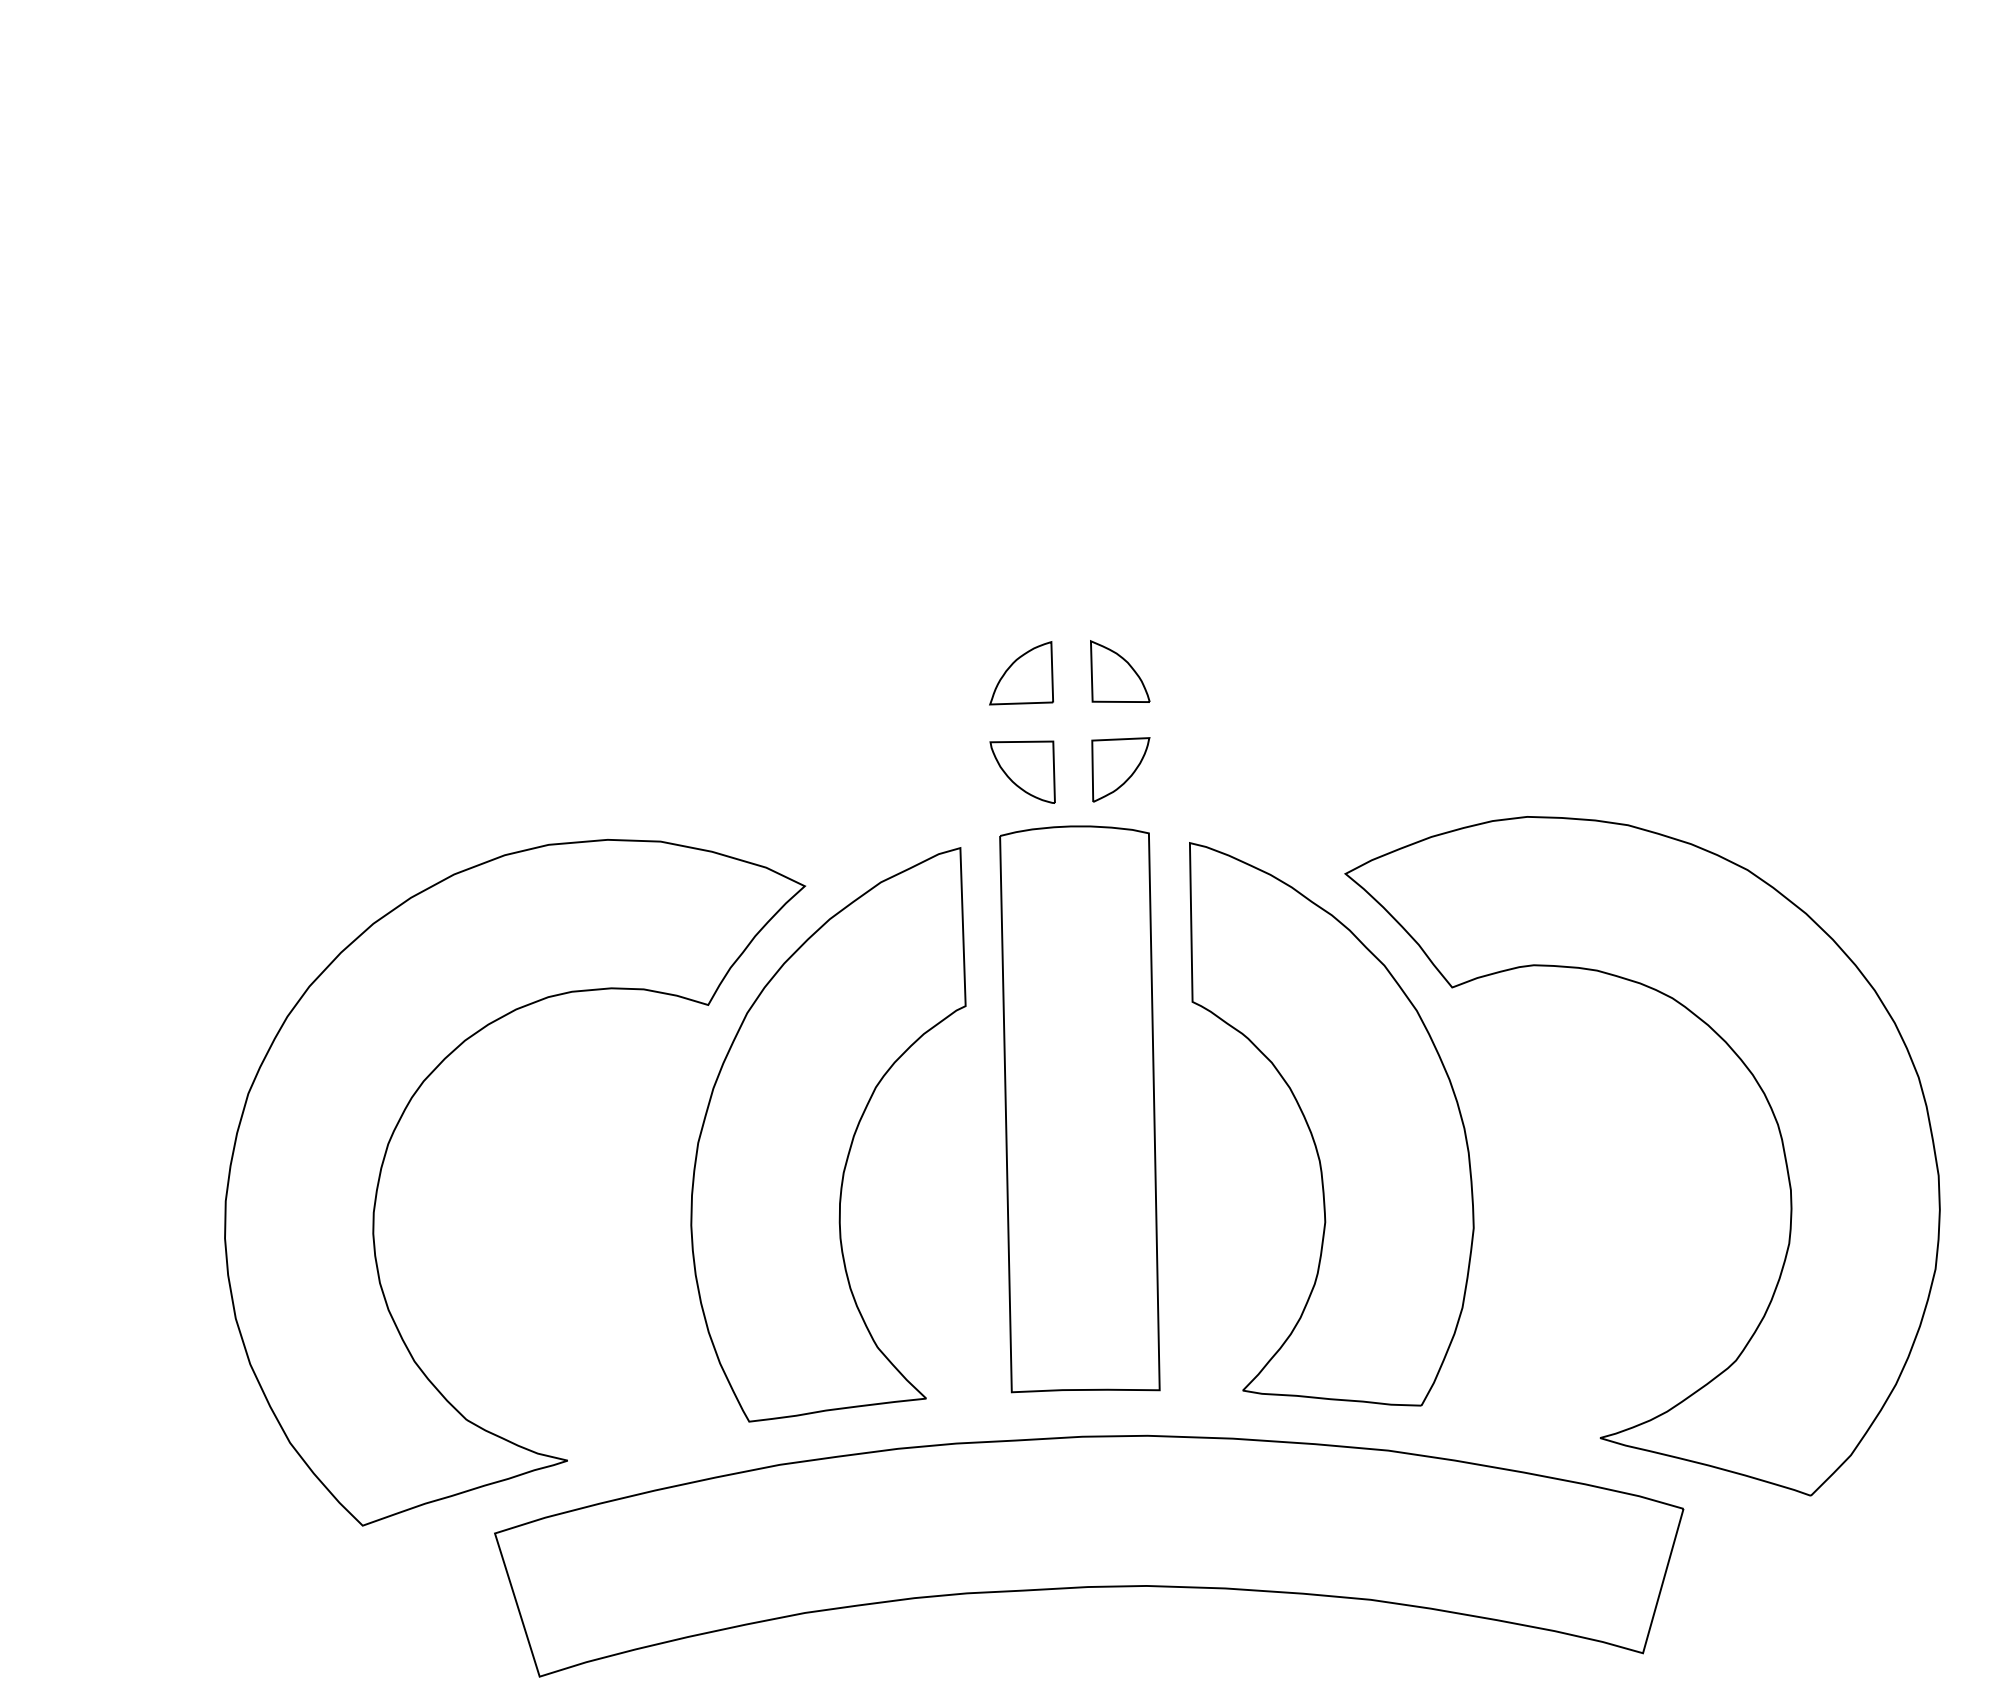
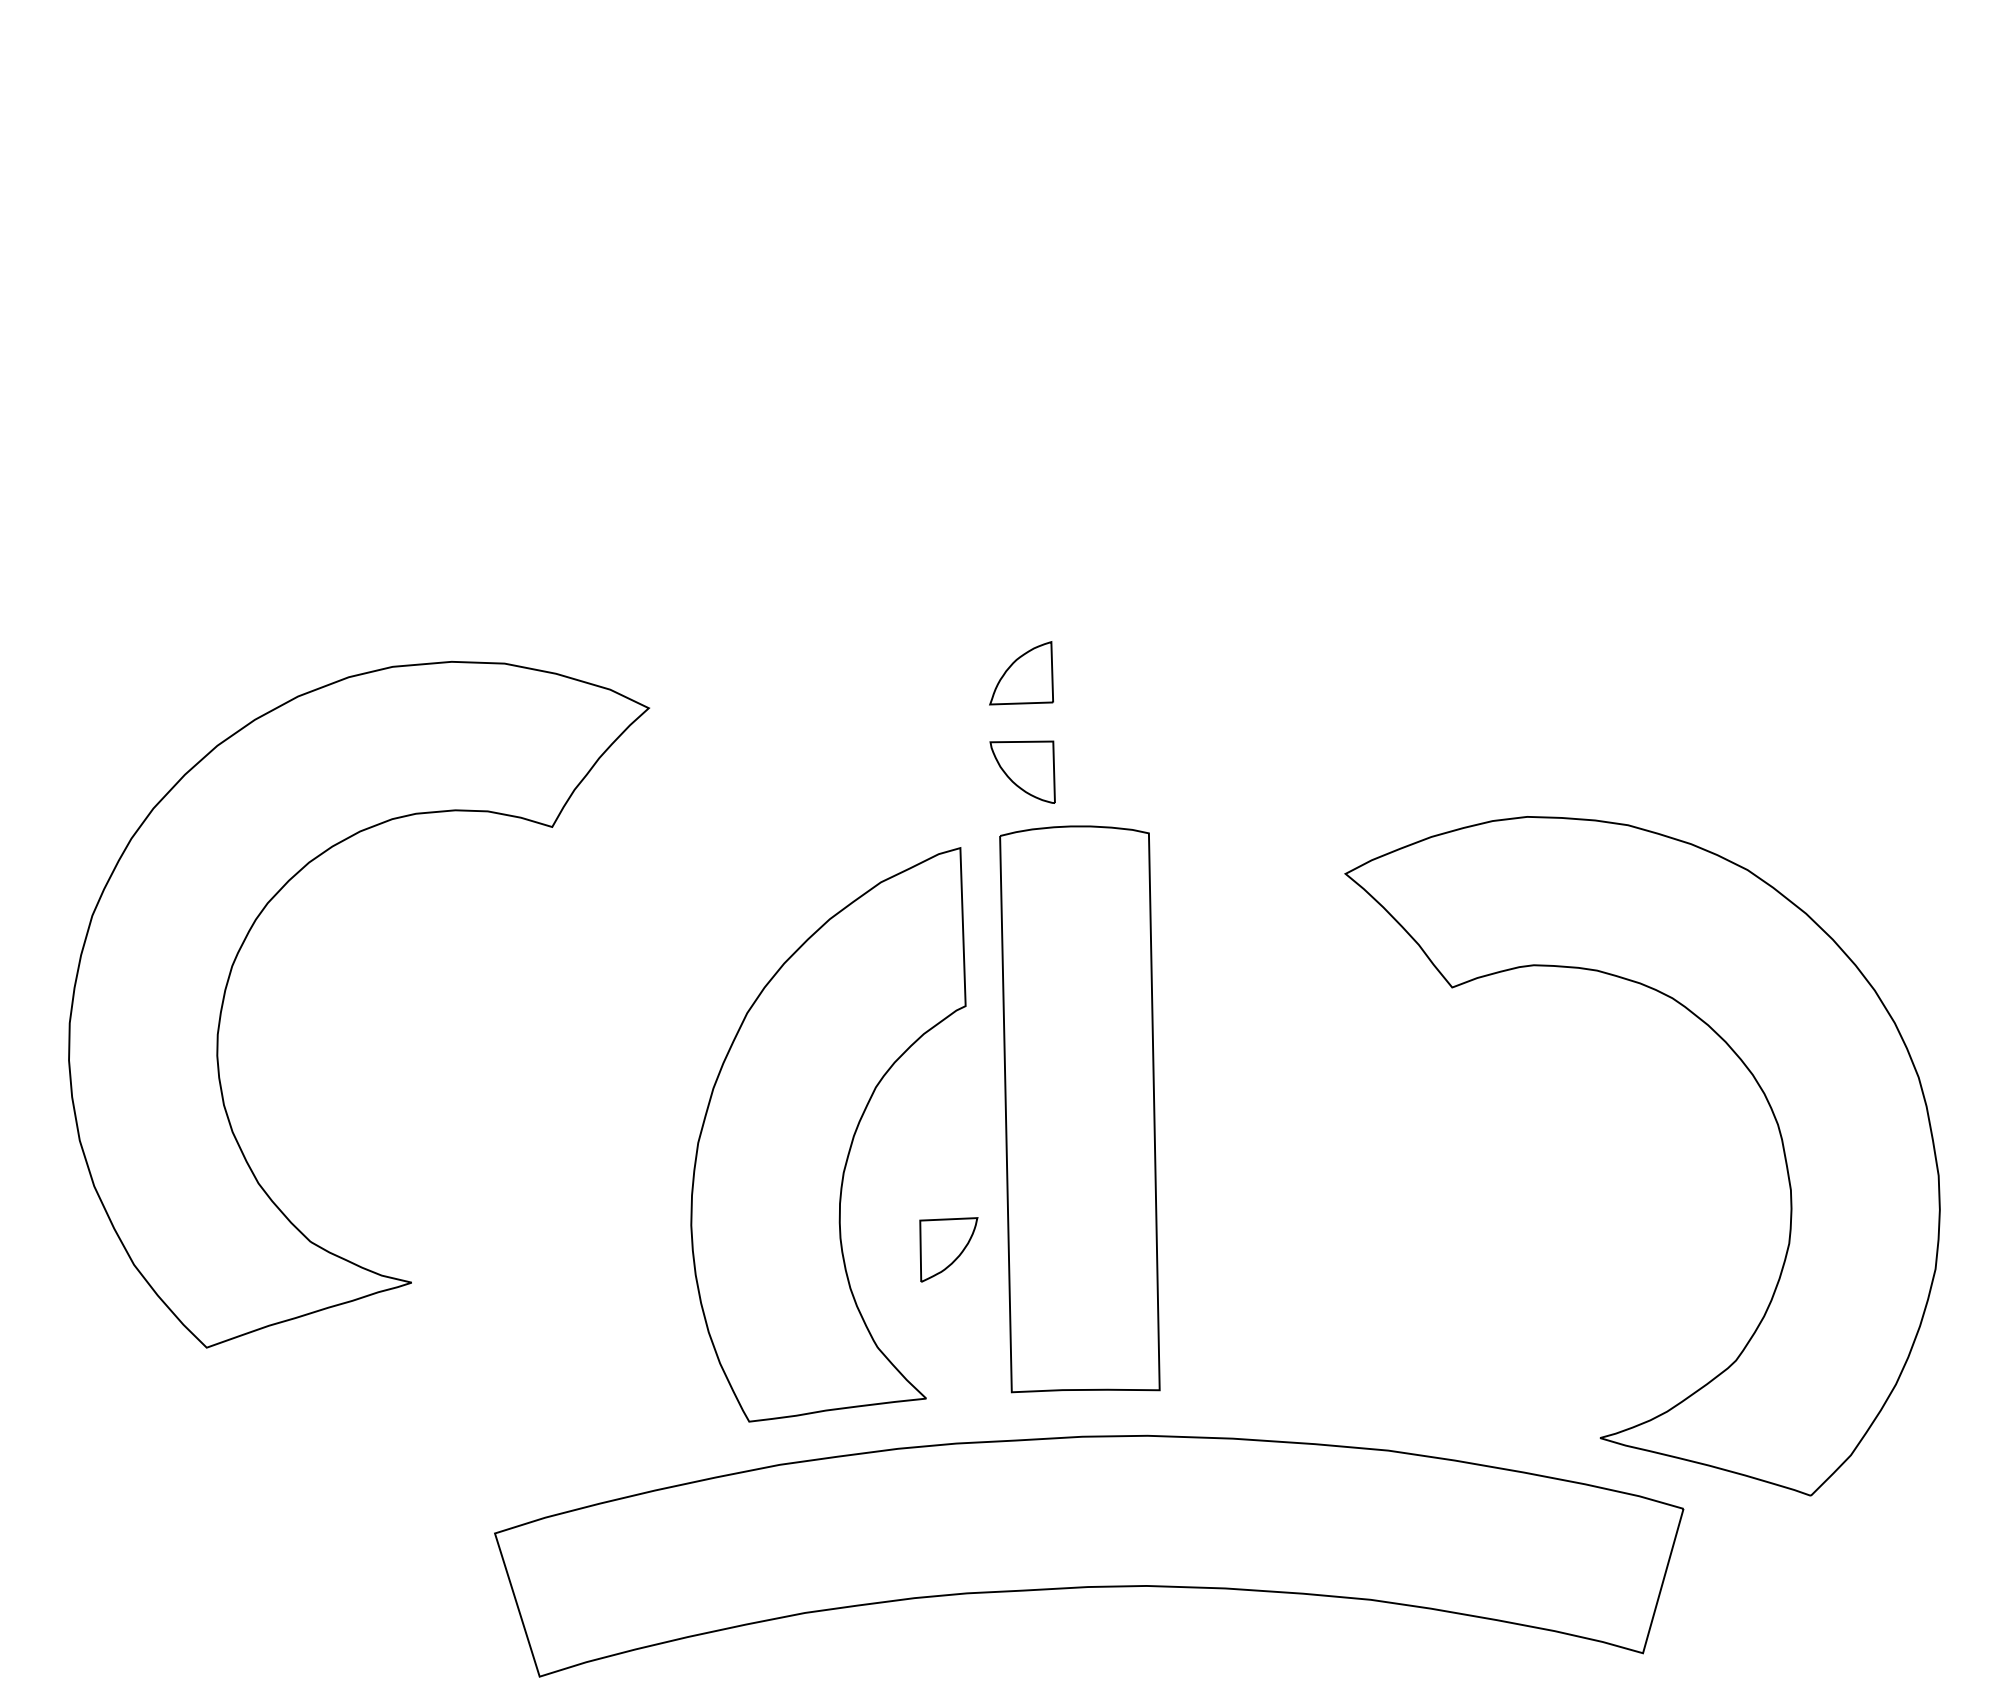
part: present -> none (1120, 671)
part position: (1120, 769) -> (948, 1249) (948, 1249)
part position: (398, 1124) -> (242, 946) (242, 946)
part: present -> none (1331, 1124)
